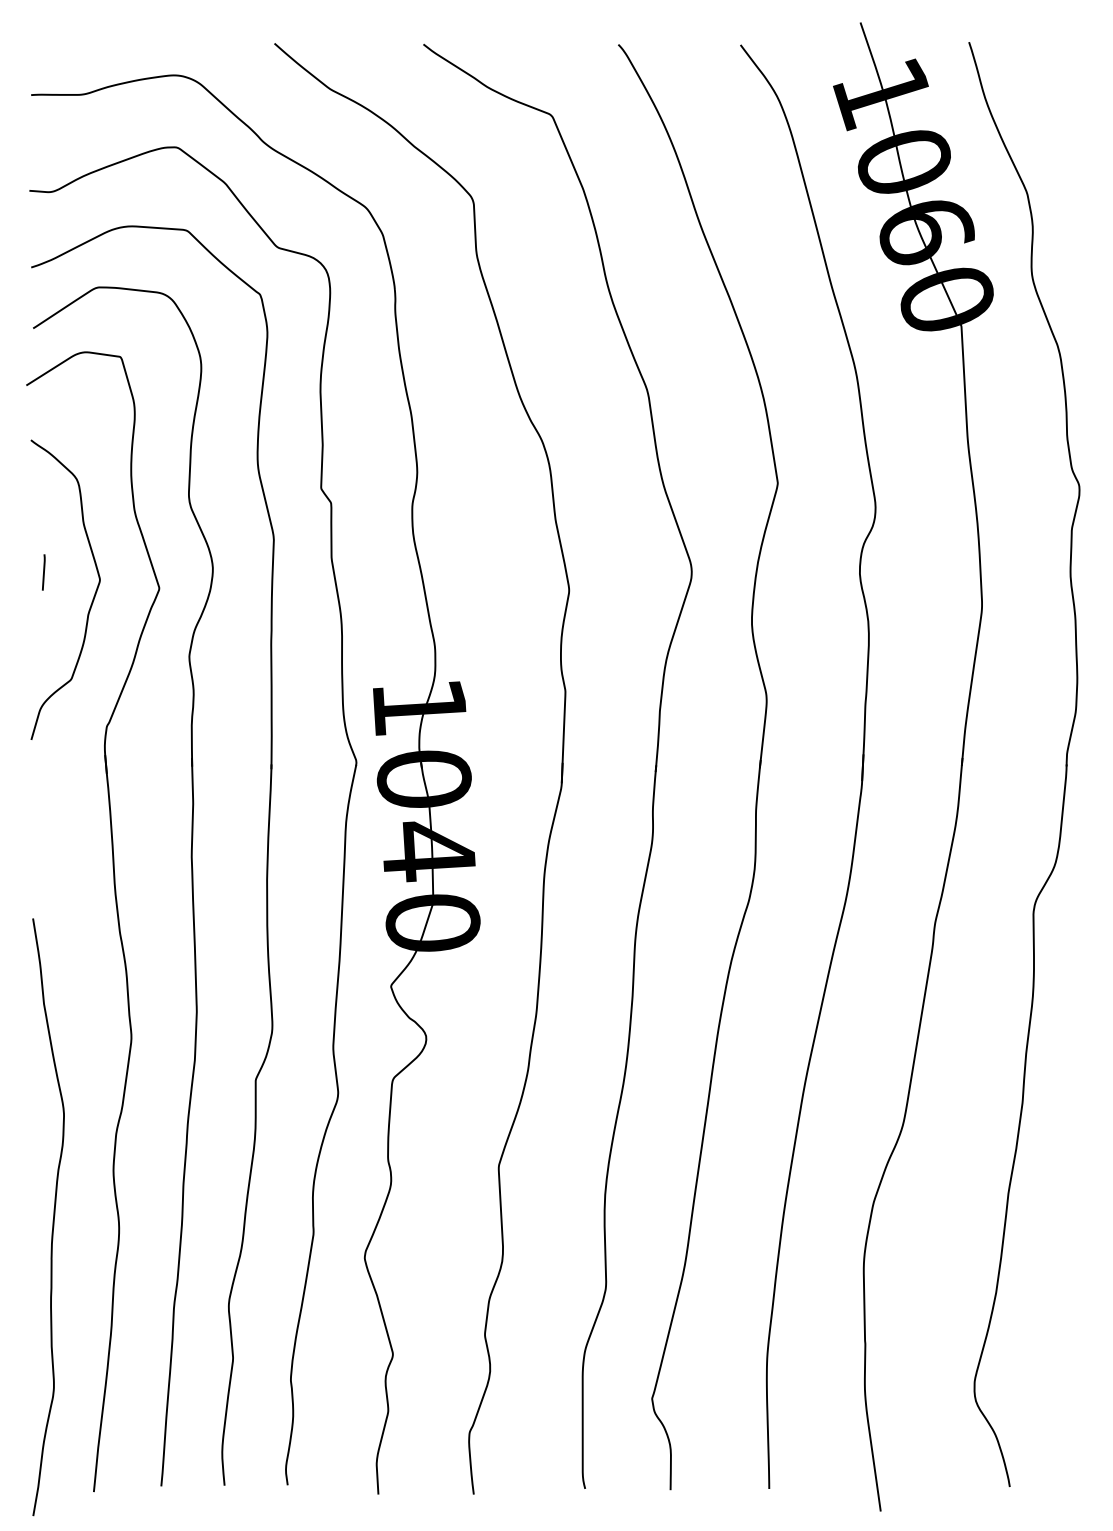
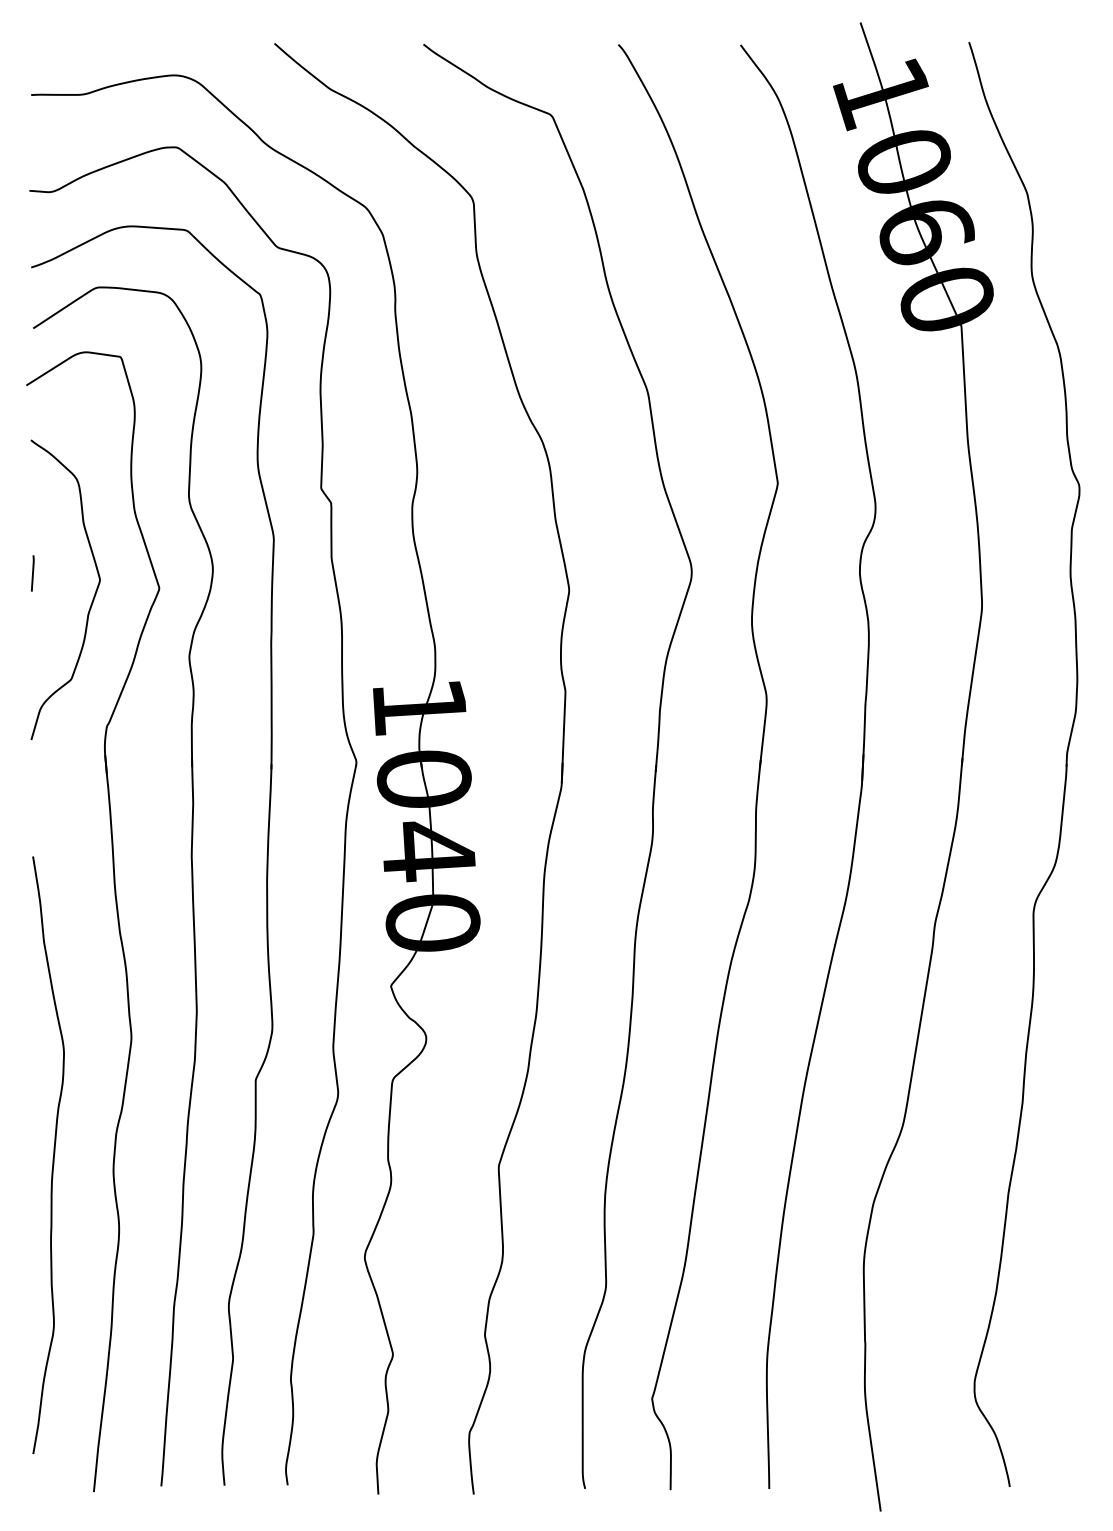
line position: (43, 572) -> (32, 573) (32, 573)
curve position: (53, 1217) -> (53, 1155) (53, 1155)
